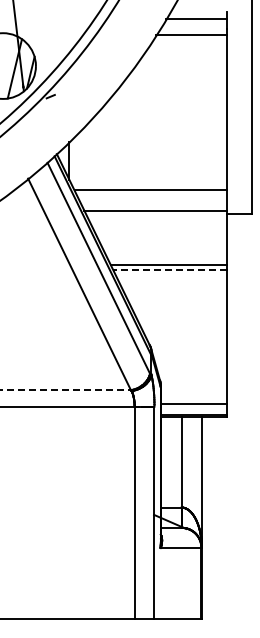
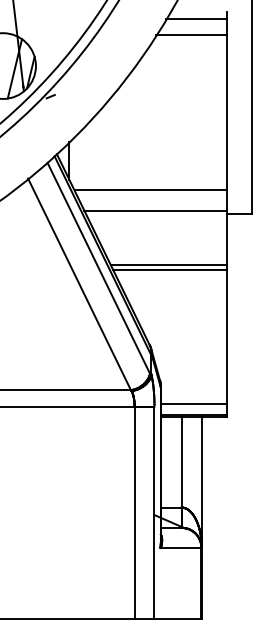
line: dashed -> solid (170, 270)
line: dashed -> solid (66, 390)
